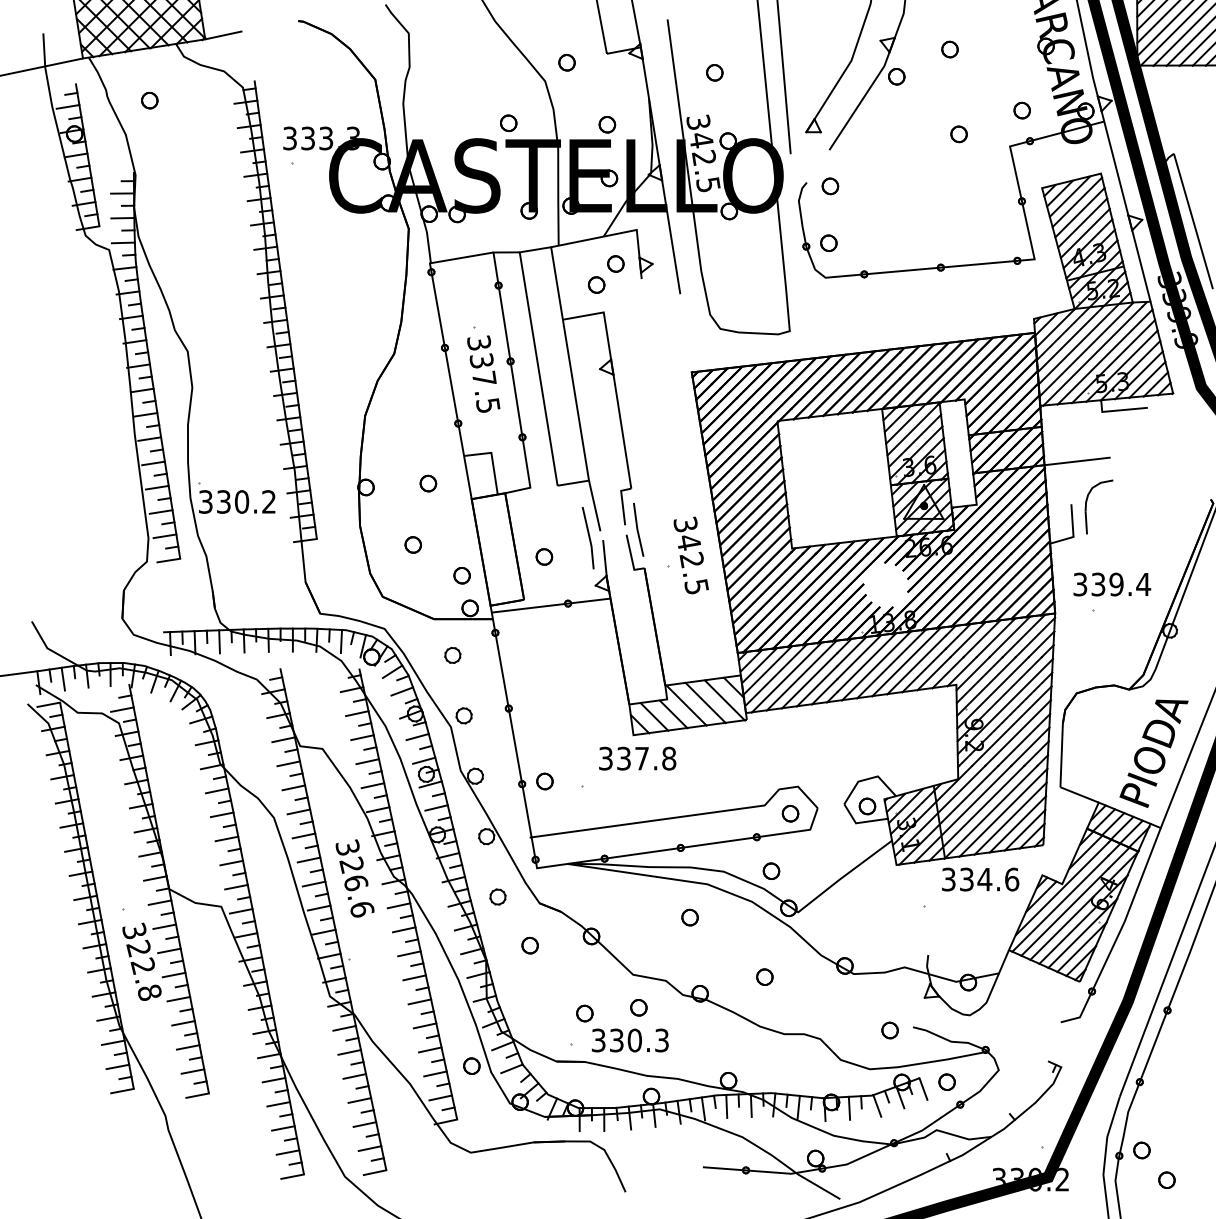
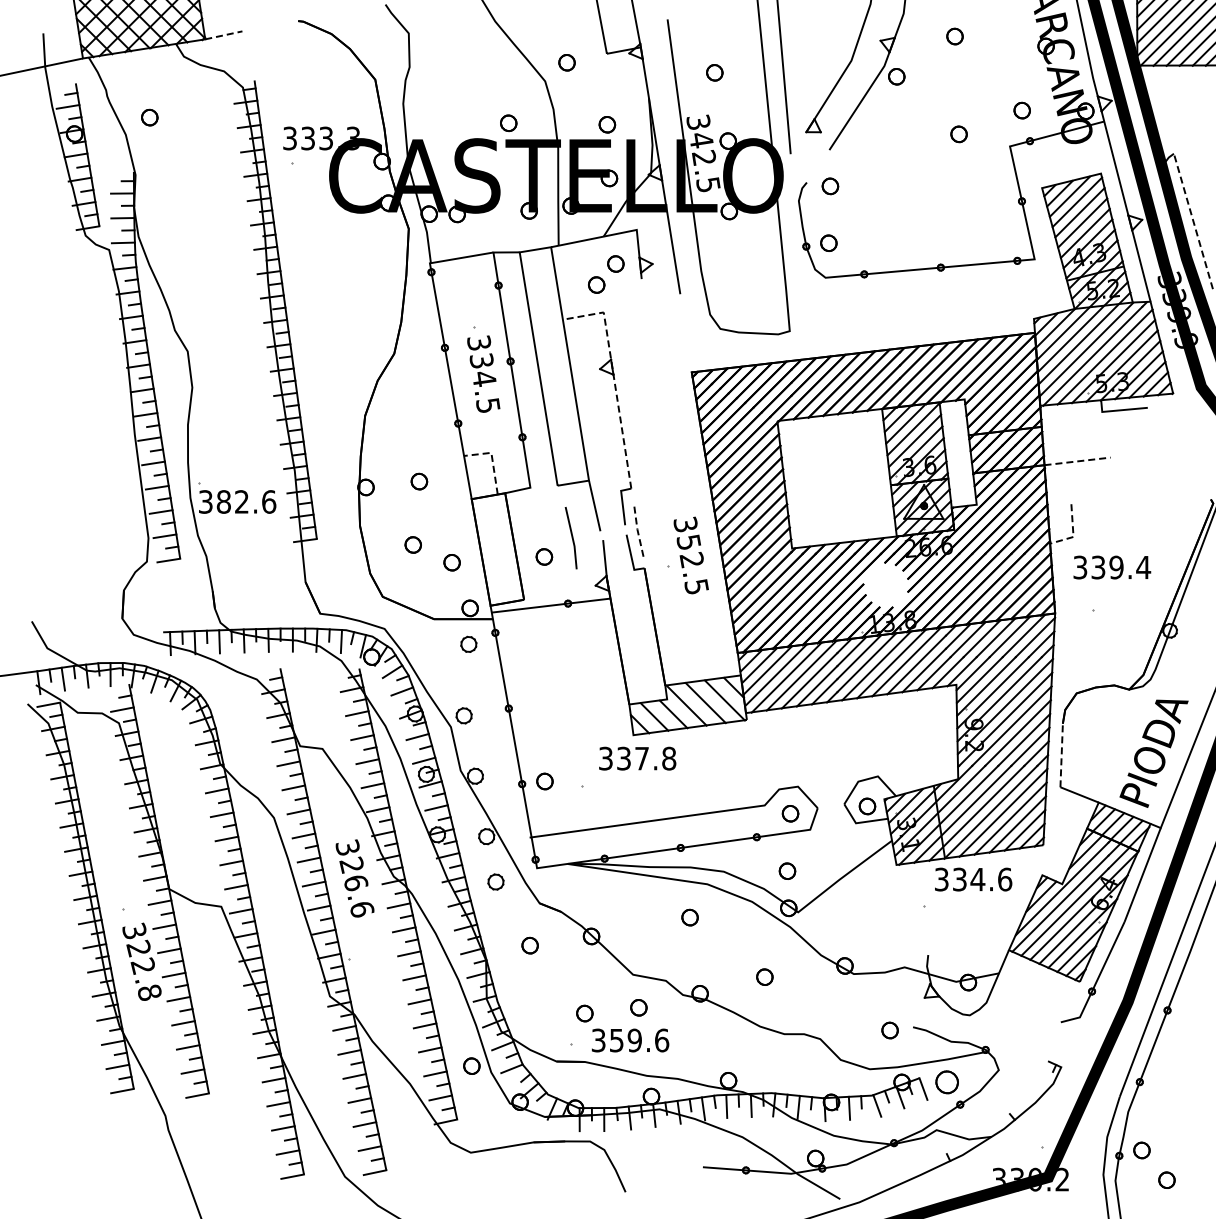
line: solid -> dashed (224, 35)
part position: (949, 49) -> (954, 36) (954, 36)
part position: (149, 100) -> (149, 117) (149, 117)
line: solid -> dashed (1193, 220)
text: 337.5 -> 334.5 (484, 378)
line: solid -> dashed (614, 379)
line: solid -> dashed (492, 459)
line: solid -> dashed (1078, 461)
part position: (428, 483) -> (419, 481) (419, 481)
text: 330.2 -> 382.6 (246, 501)
part: present -> none (1086, 506)
line: solid -> dashed (637, 529)
line: solid -> dashed (1073, 533)
line position: (588, 538) -> (571, 538) (571, 538)
text: 342.5 -> 352.5 (688, 542)
part position: (461, 575) -> (451, 562) (451, 562)
text position: (1112, 584) -> (1112, 567) (1112, 567)
part position: (452, 654) -> (468, 643) (468, 643)
line: solid -> dashed (1061, 755)
part position: (771, 870) -> (787, 870) (787, 870)
text position: (980, 879) -> (973, 879) (973, 879)
part position: (497, 896) -> (495, 881) (495, 881)
text: 330.3 -> 359.6 (639, 1040)
part size: 18x18 px -> 24x25 px (946, 1082)
